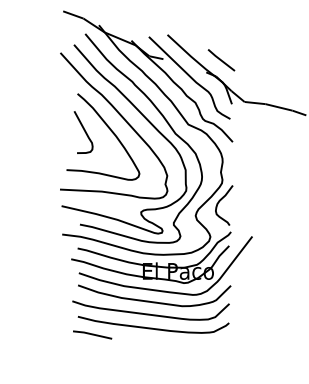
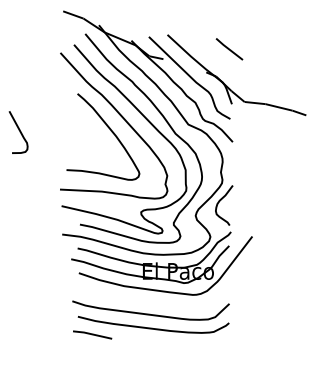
line position: (221, 60) -> (229, 49) (229, 49)
curve position: (84, 132) -> (19, 132) (19, 132)
curve: present -> none (154, 301)
